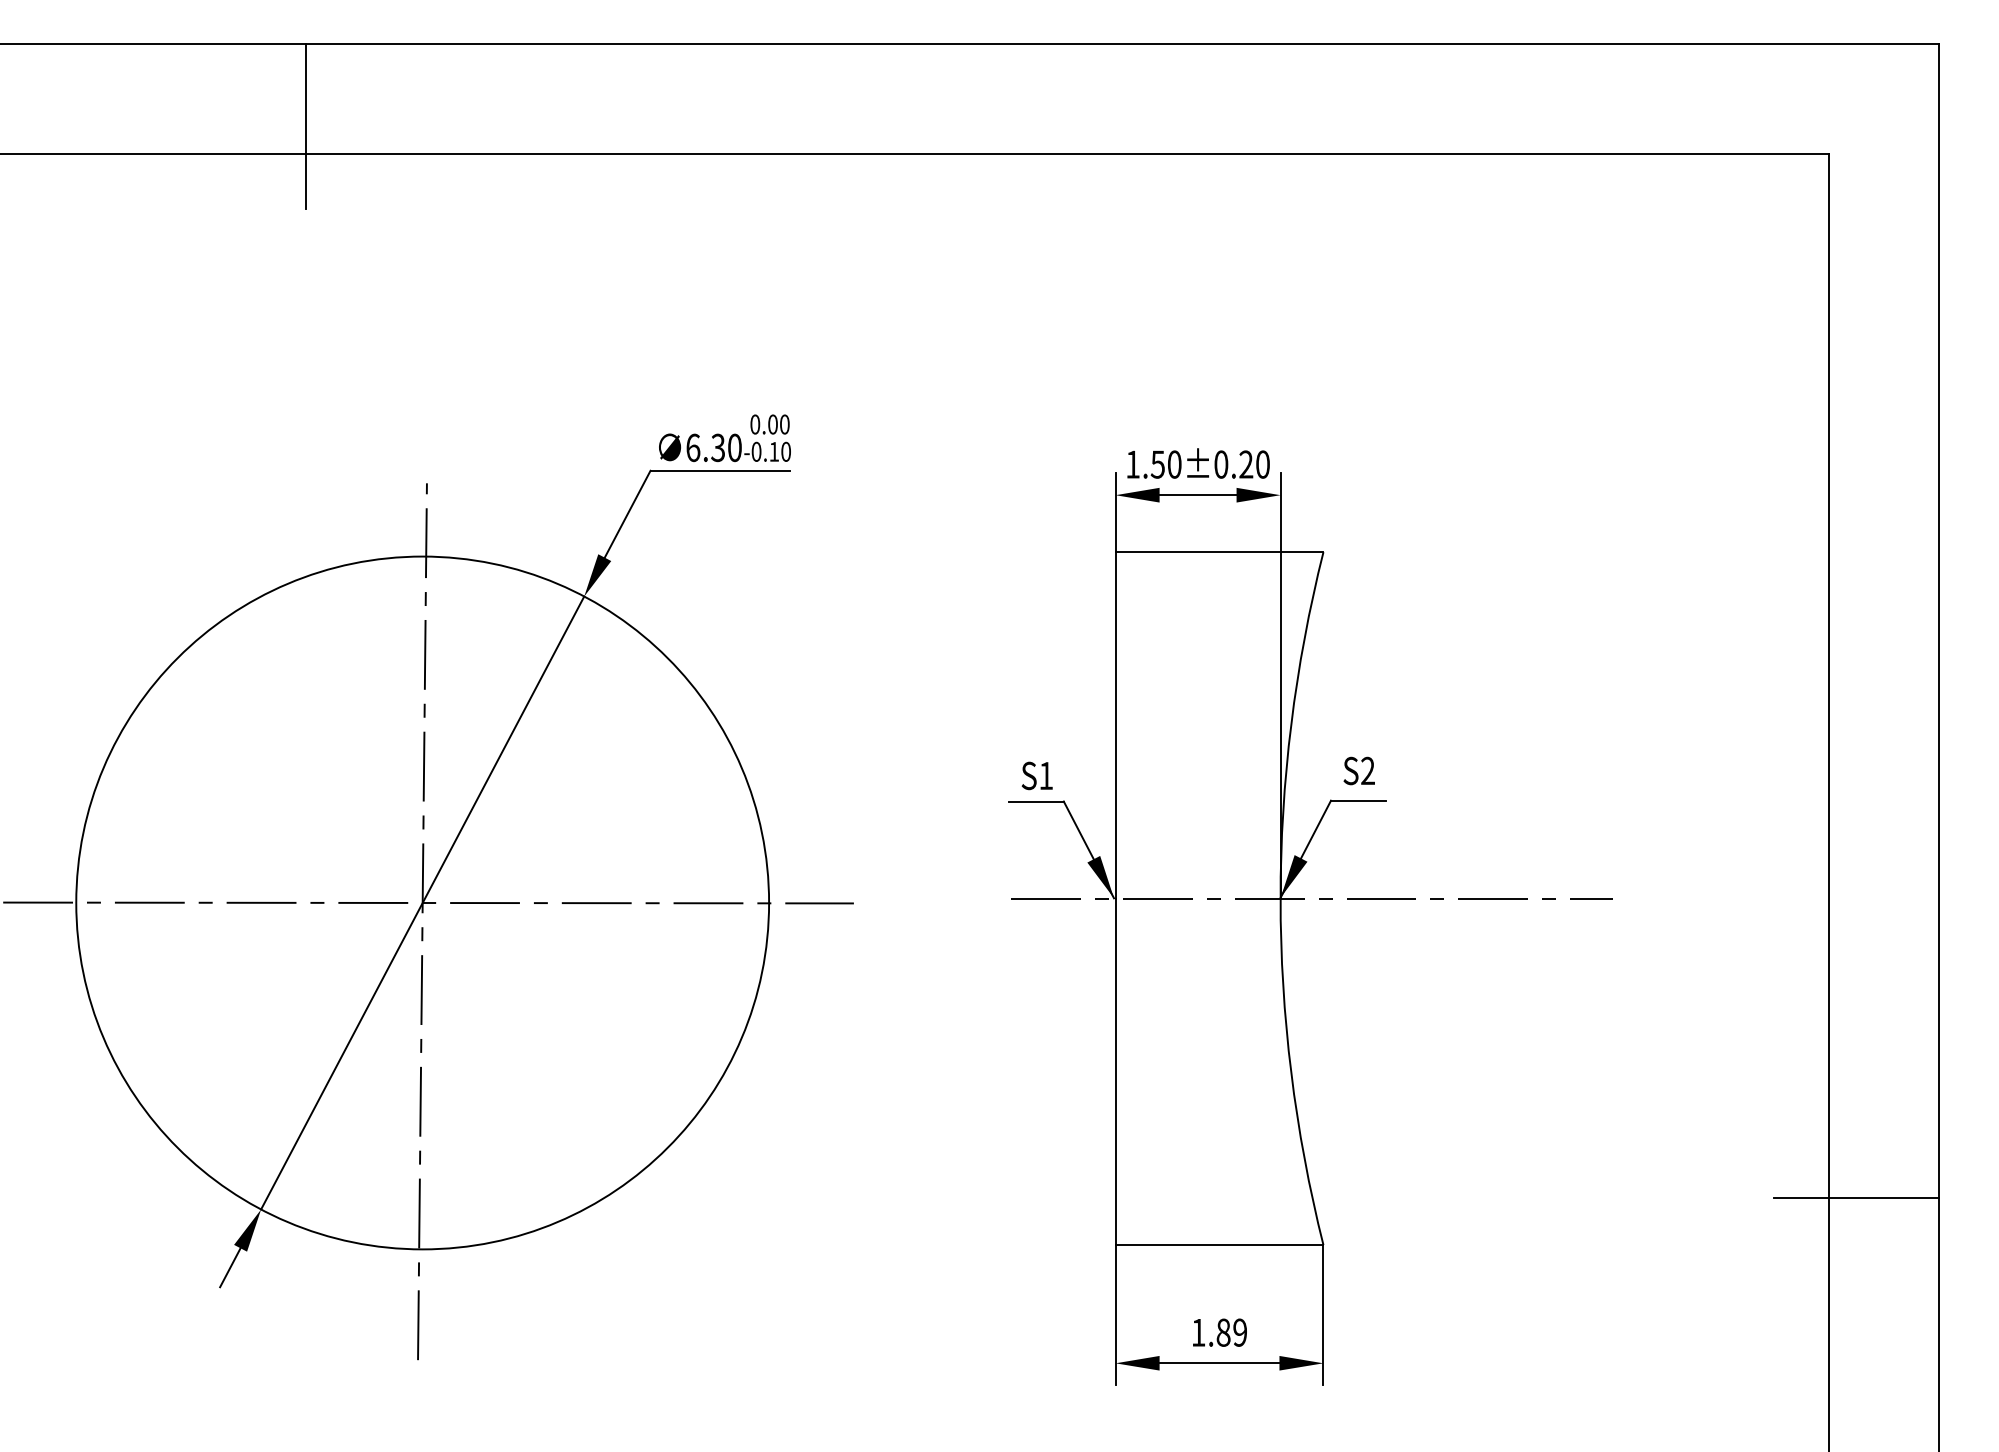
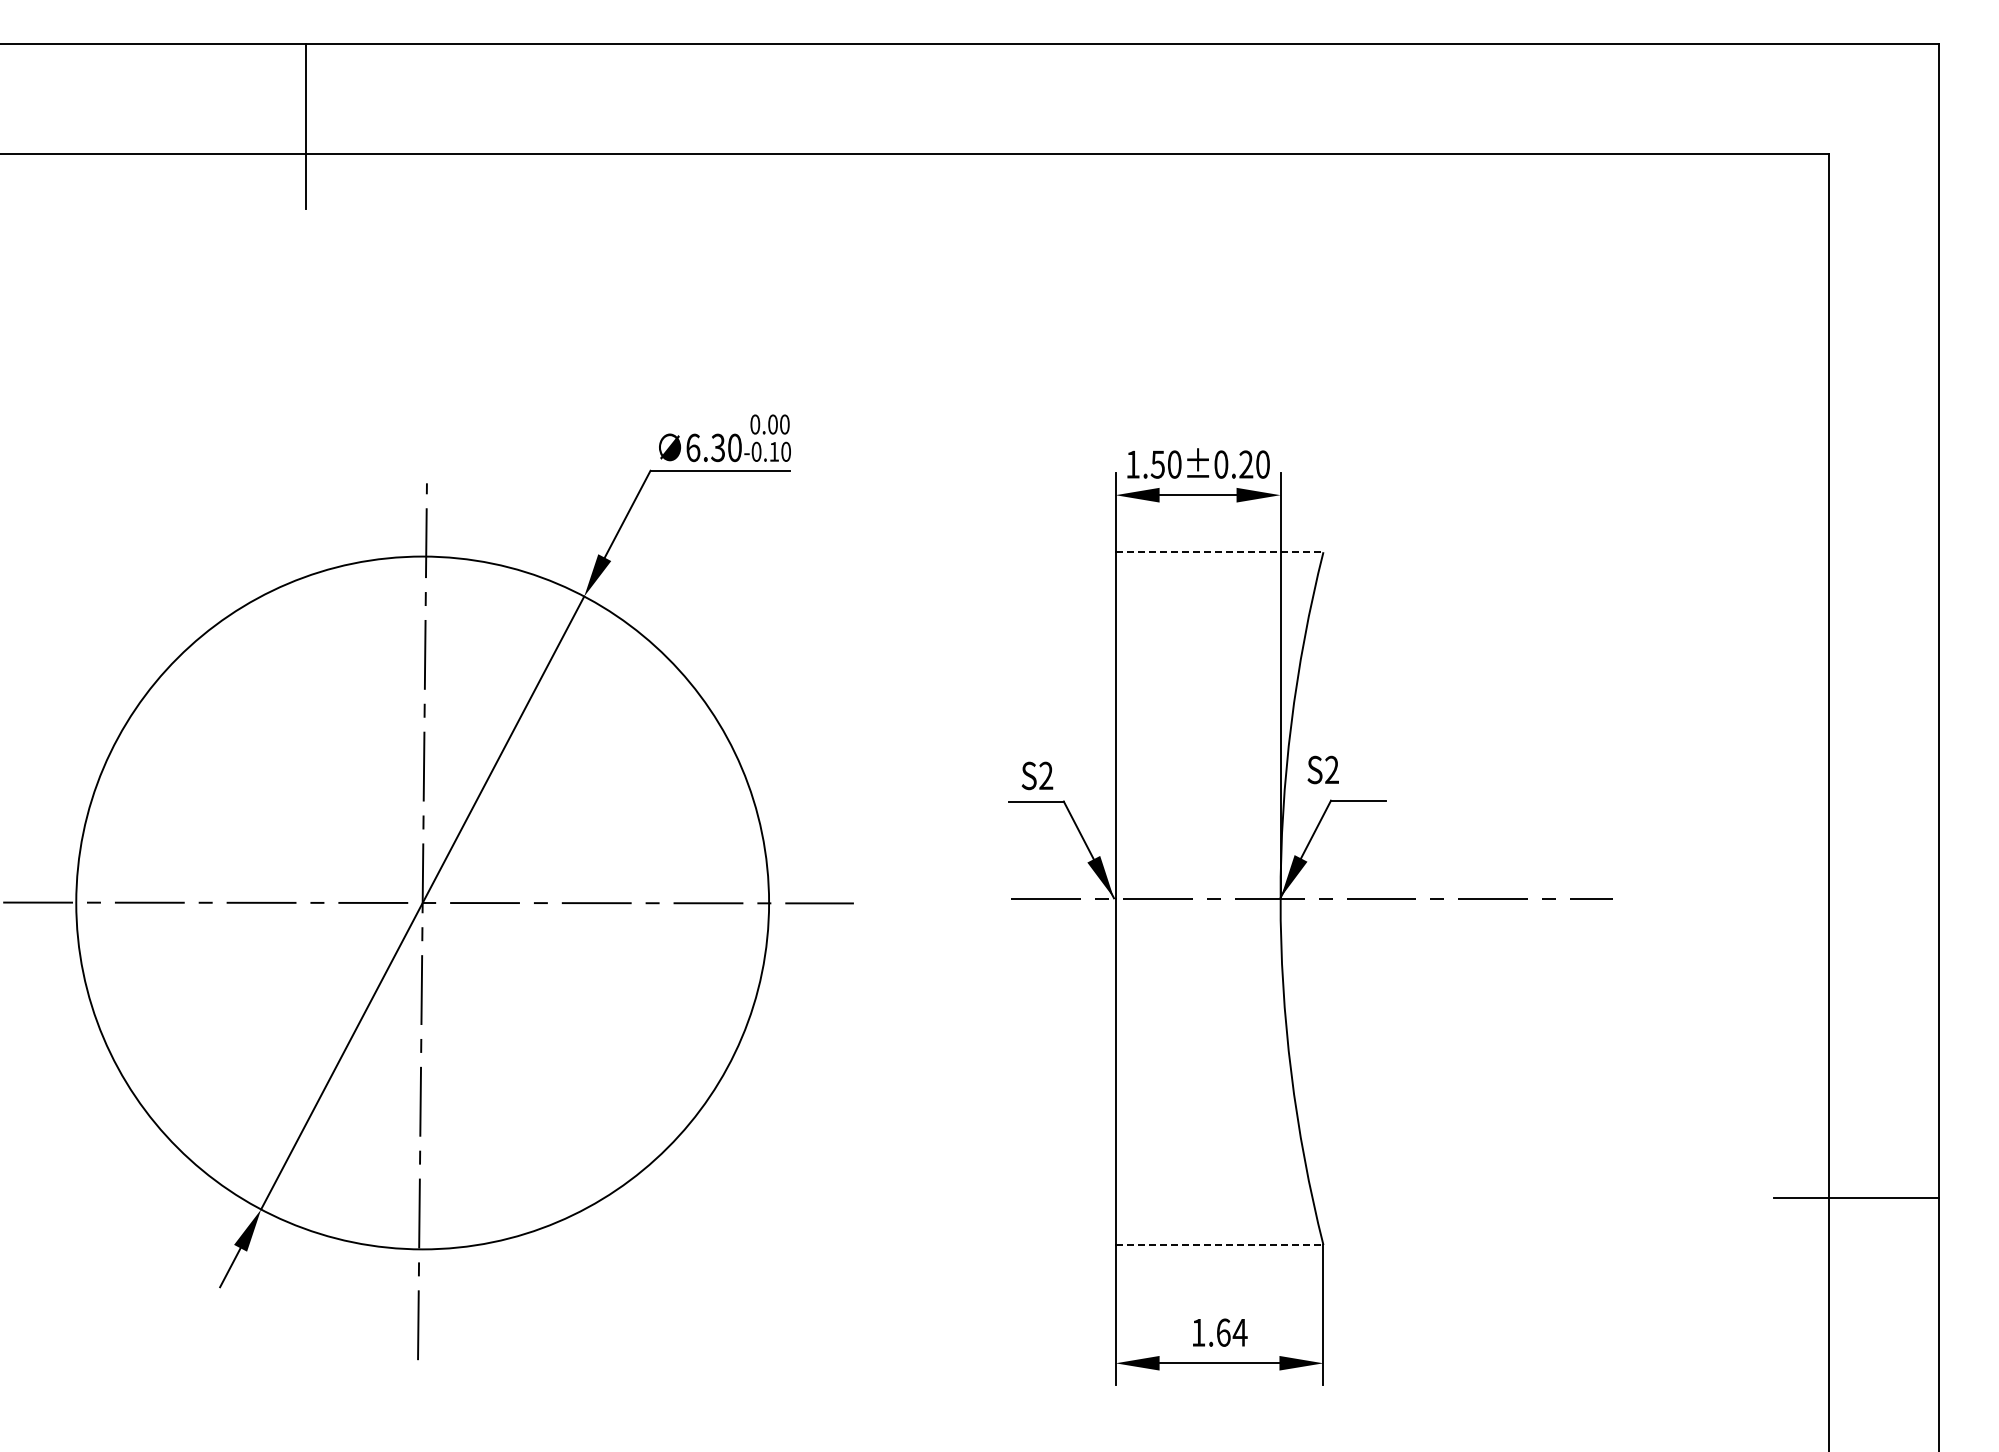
line: solid -> dashed (1219, 552)
text position: (1358, 770) -> (1322, 769) (1322, 769)
text: S1 -> S2 (1046, 775)
line: solid -> dashed (1219, 1245)
text: 1.89 -> 1.64 (1231, 1332)
